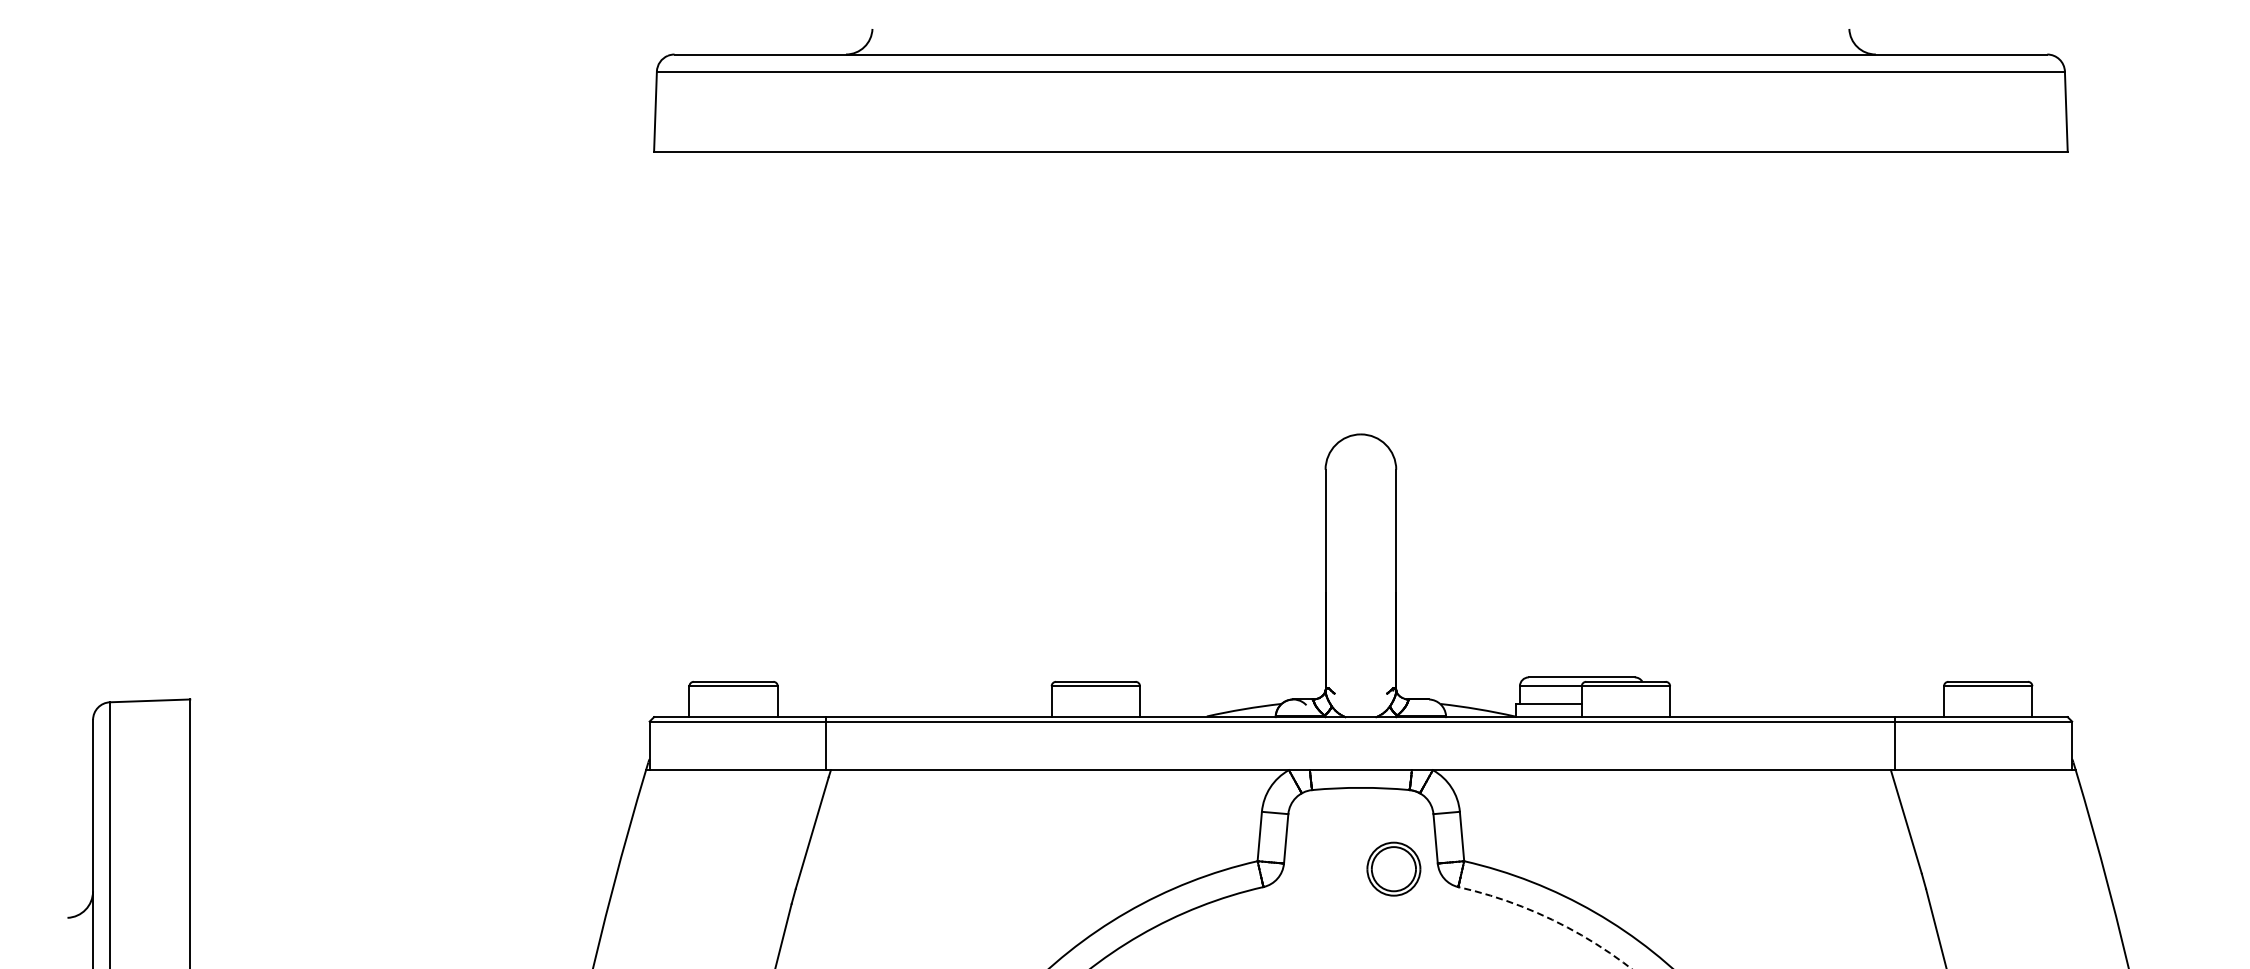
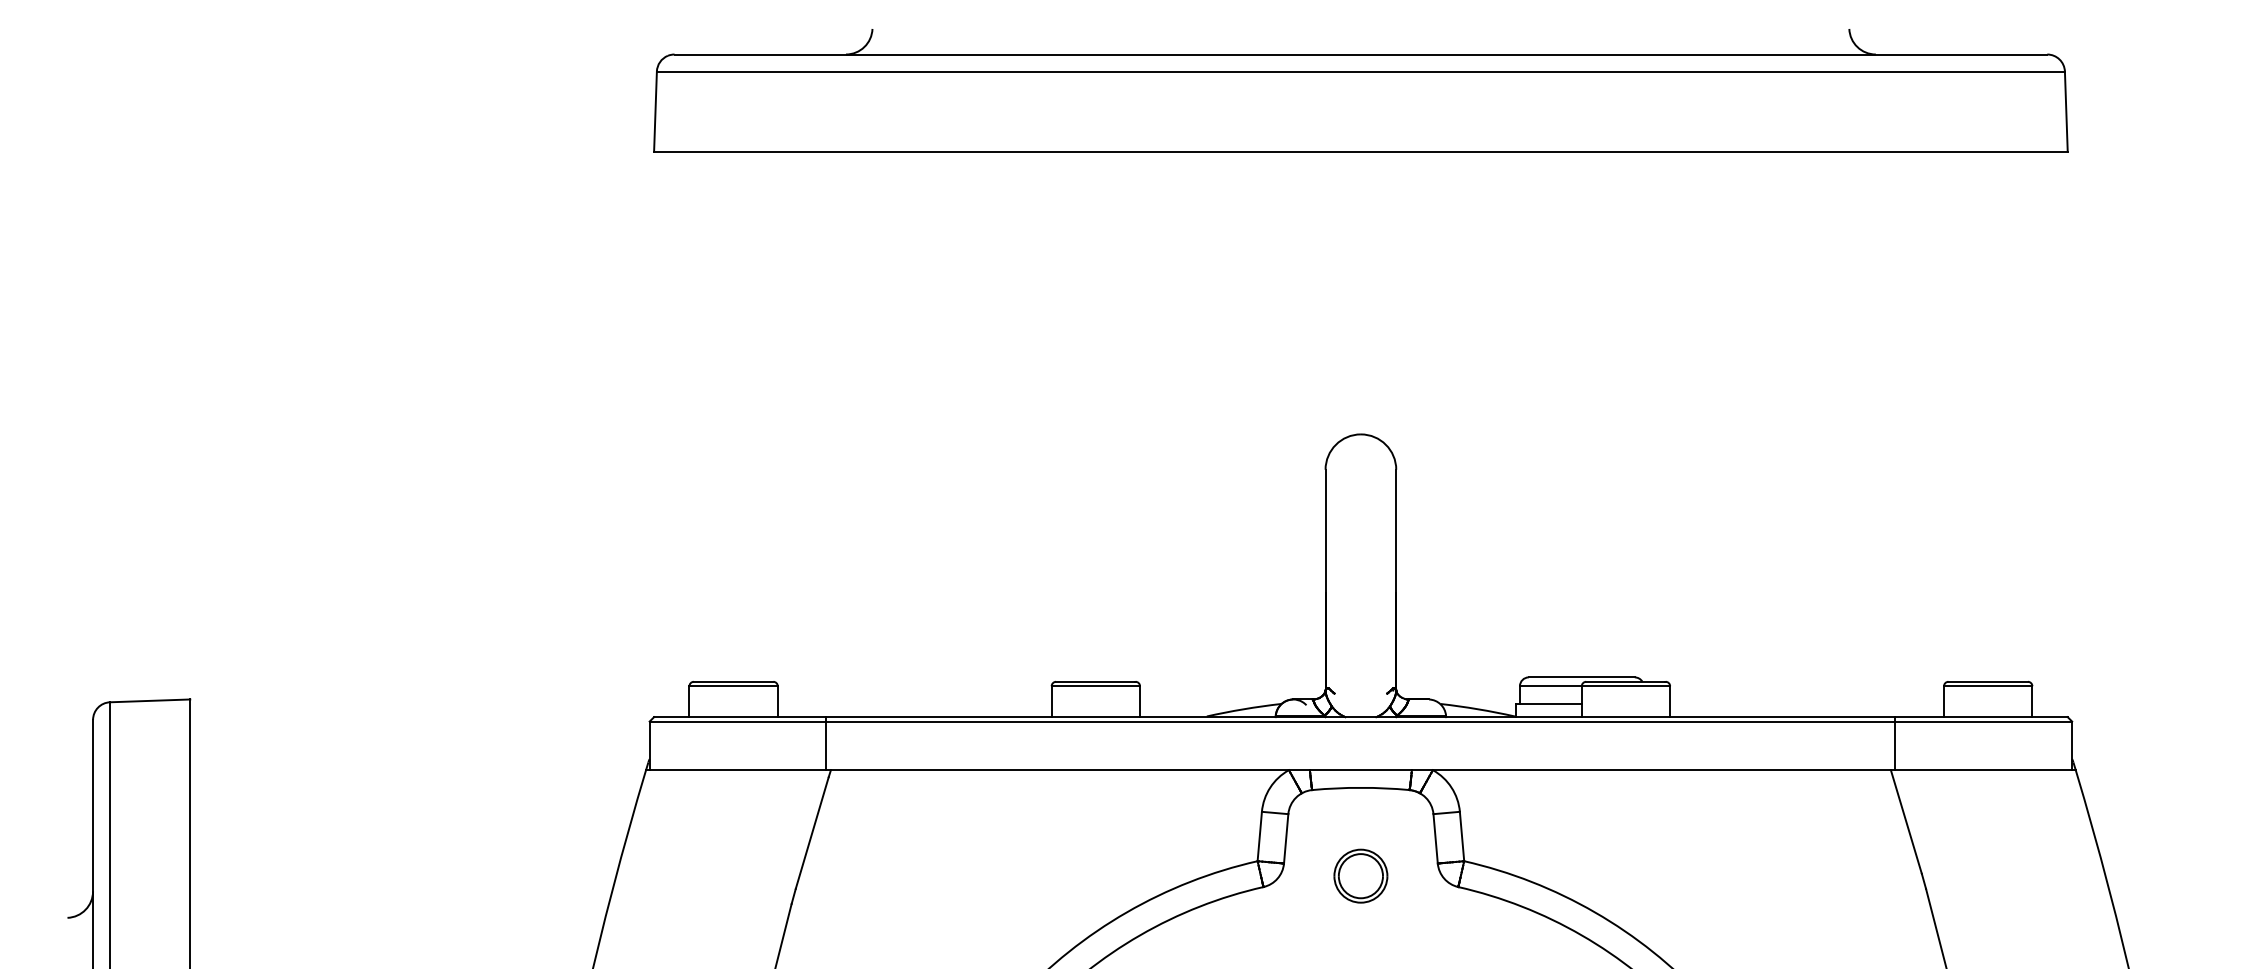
part position: (1393, 868) -> (1360, 875) (1360, 875)
arc: dashed -> solid (1549, 918)
